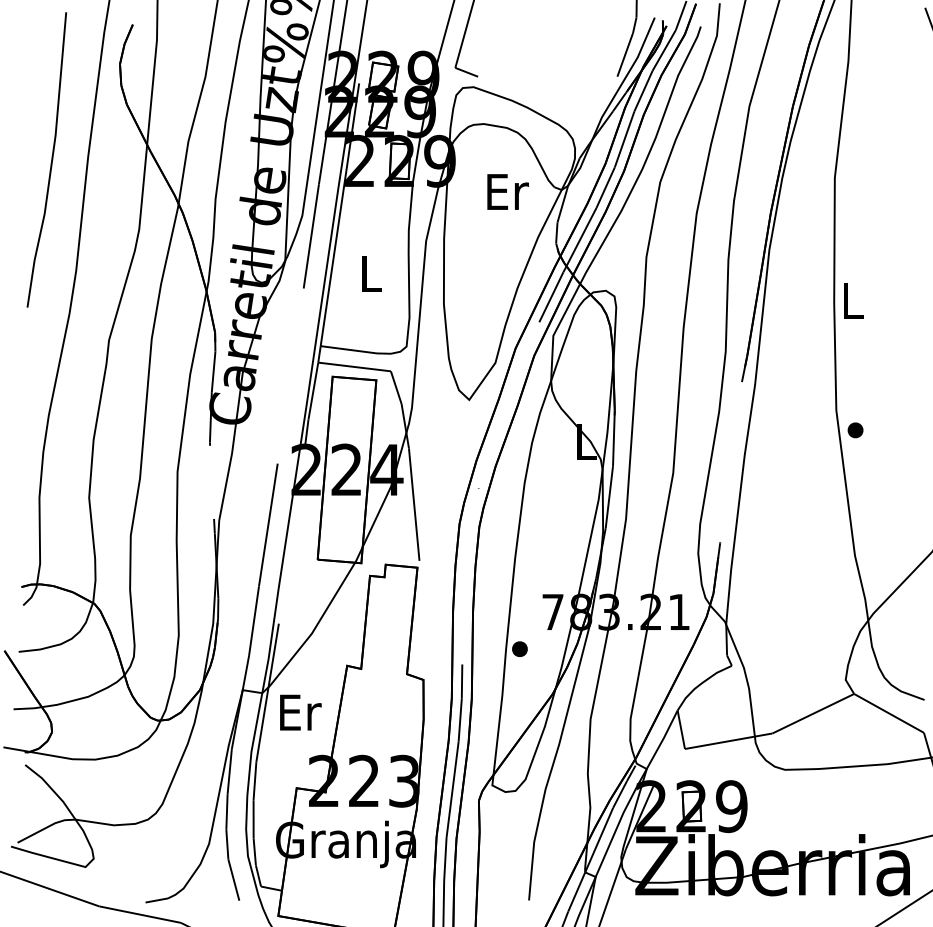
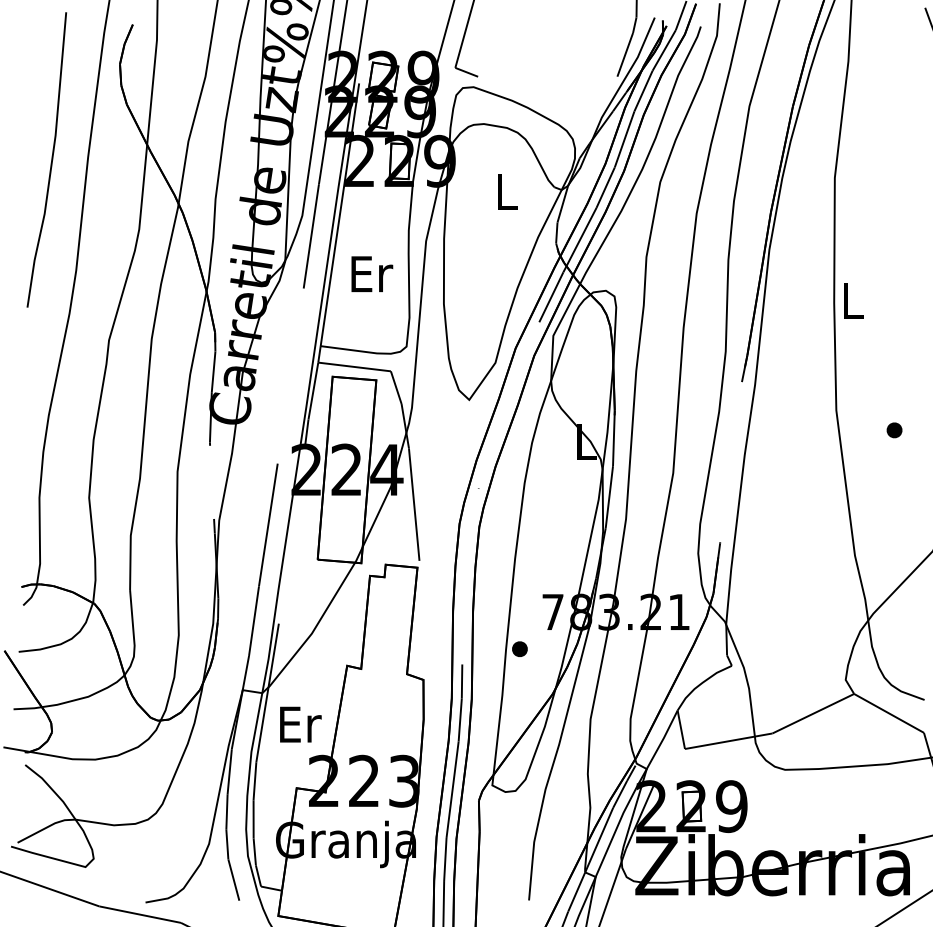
text: Er -> L (507, 191)
text: L -> Er (372, 274)
part position: (855, 430) -> (894, 430) (894, 430)
text position: (300, 712) -> (300, 724) (300, 724)
